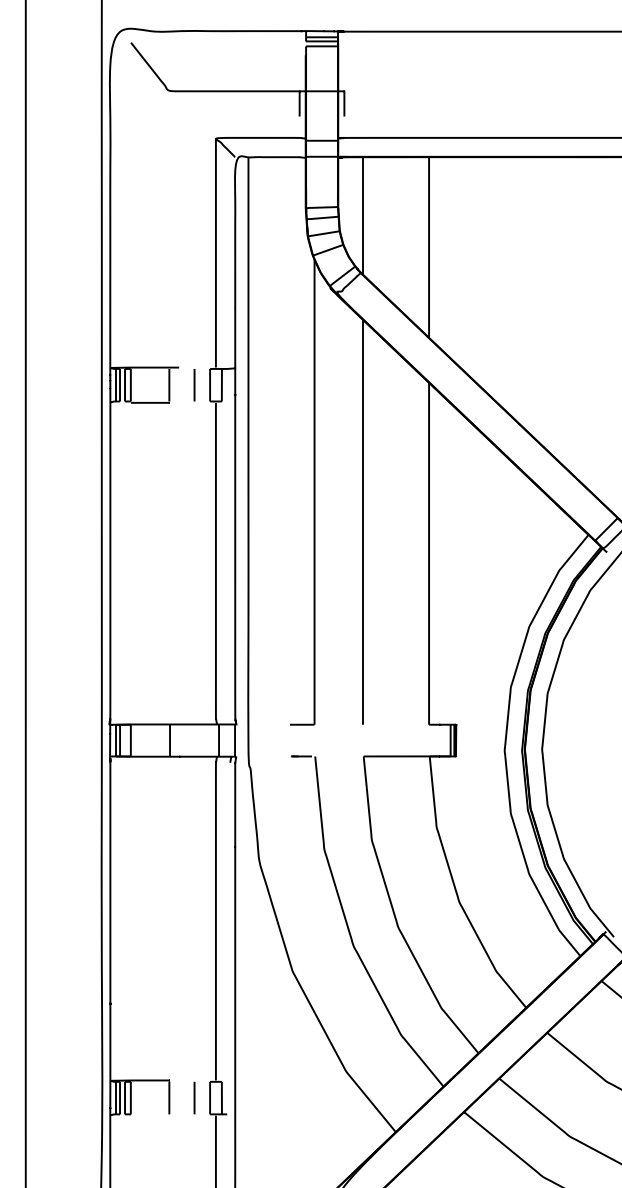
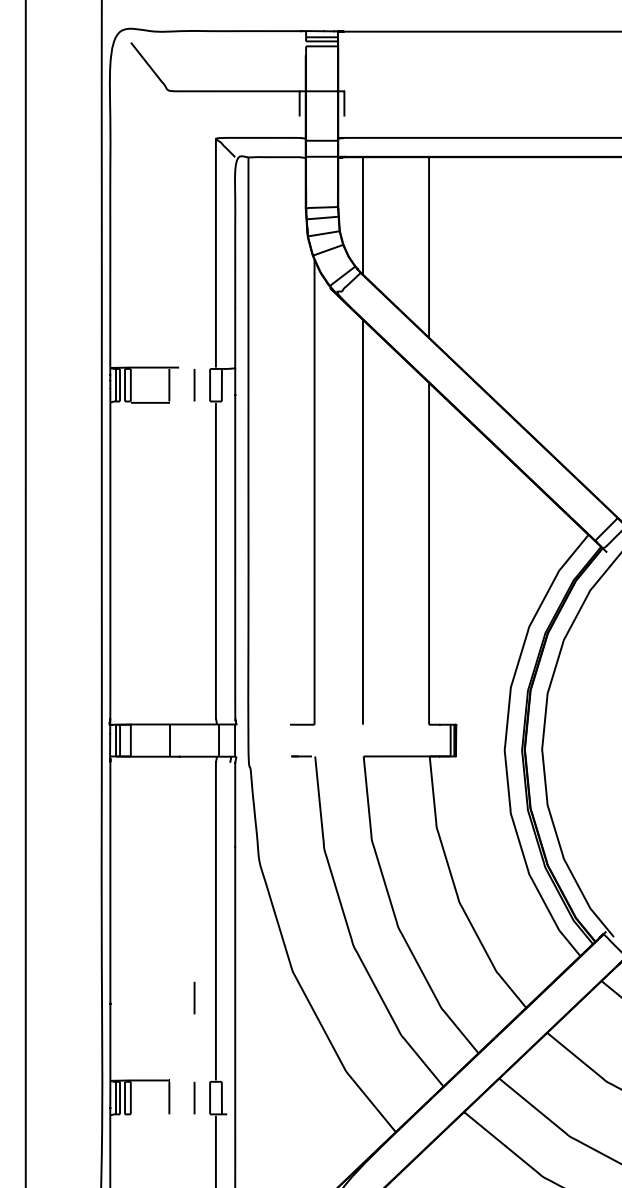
line: none -> present (194, 997)
